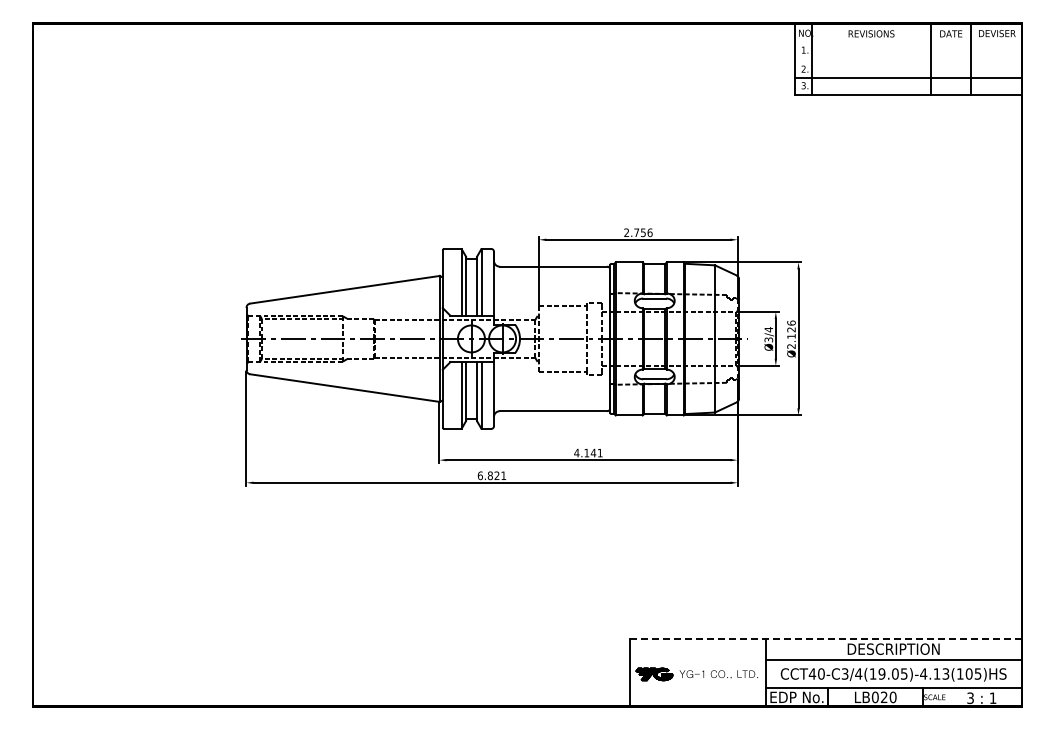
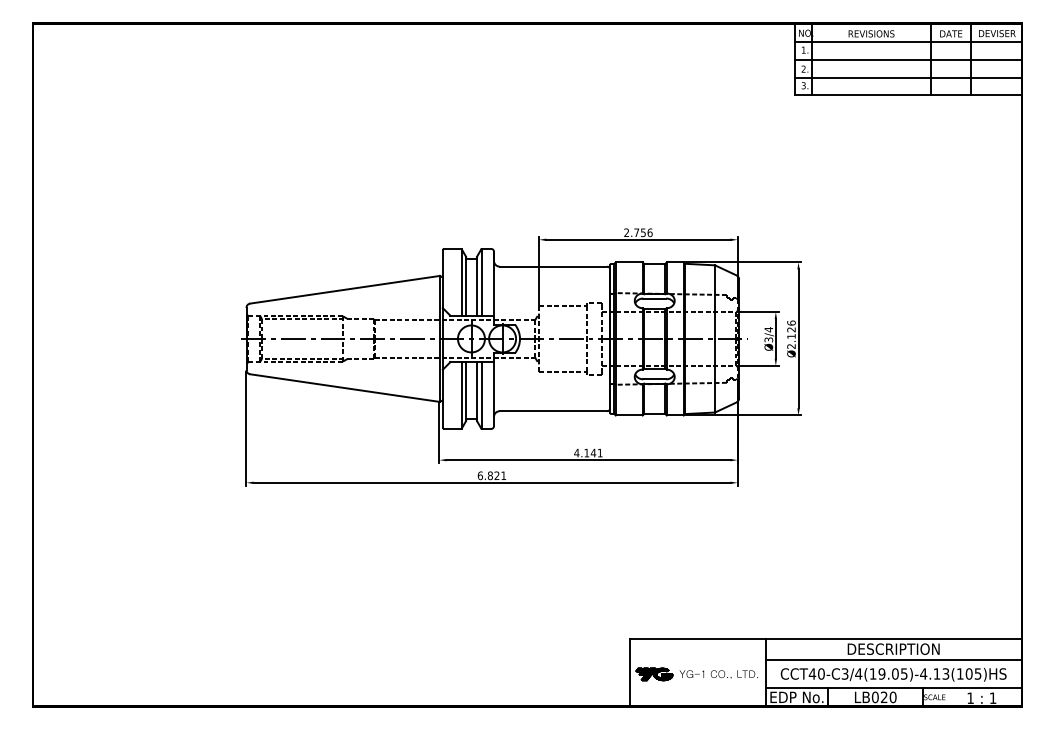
line: none -> present (908, 41)
line: none -> present (908, 59)
line: dashed -> solid (826, 638)
text: 3 -> 1 (970, 698)
